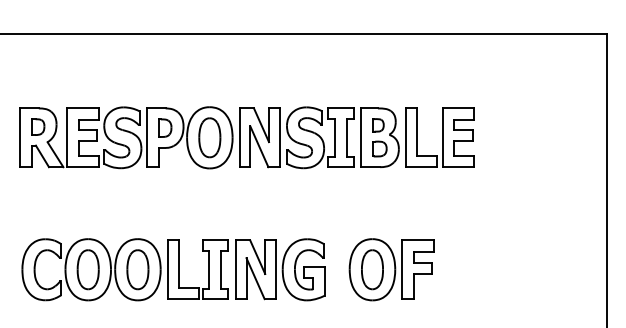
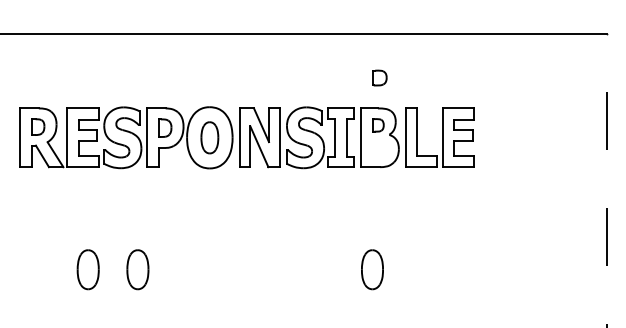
part size: 24x42 px -> 20x34 px (209, 137)
part position: (379, 148) -> (379, 77) (379, 77)
line: solid -> dashed (607, 180)
part: present -> none (173, 269)
part: present -> none (391, 269)
